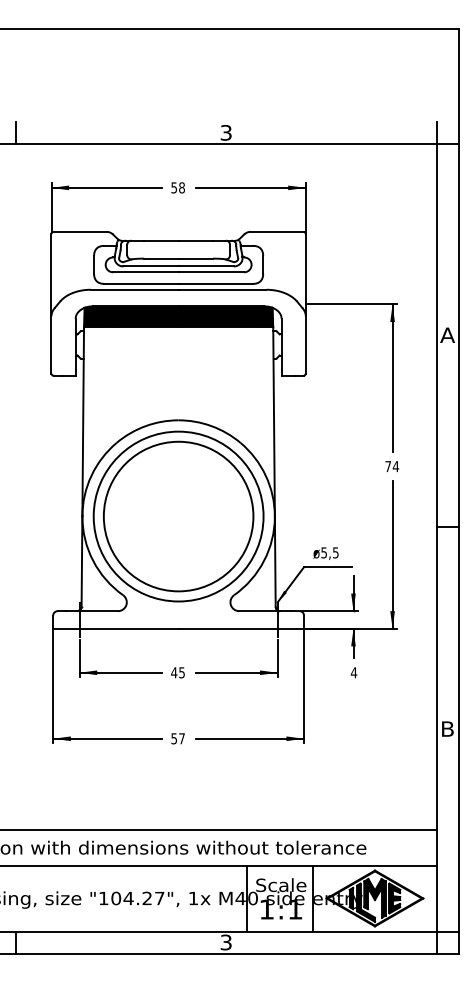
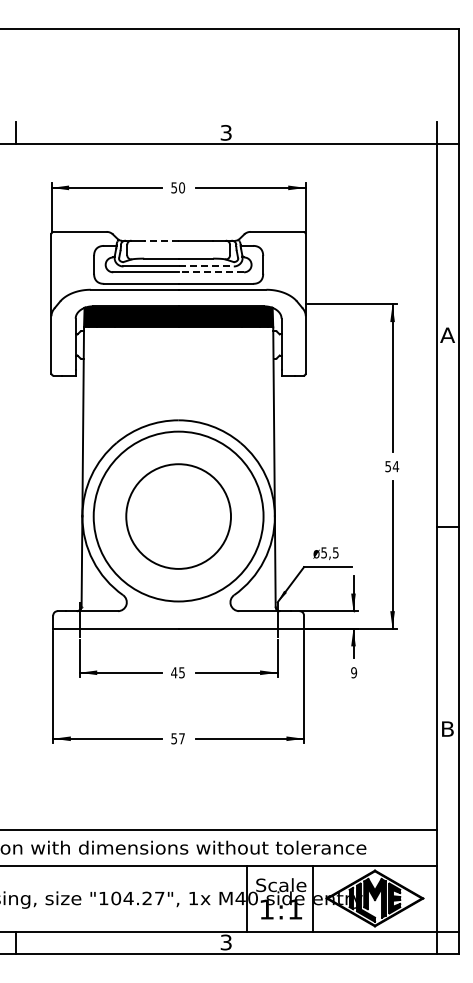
text: 58 -> 50 (182, 187)
line: solid -> dashed (160, 240)
line: solid -> dashed (206, 266)
line: solid -> dashed (211, 272)
text: 74 -> 54 (387, 466)
circle diameter: 150 px -> 105 px (178, 516)
text: 4 -> 9 (353, 672)
